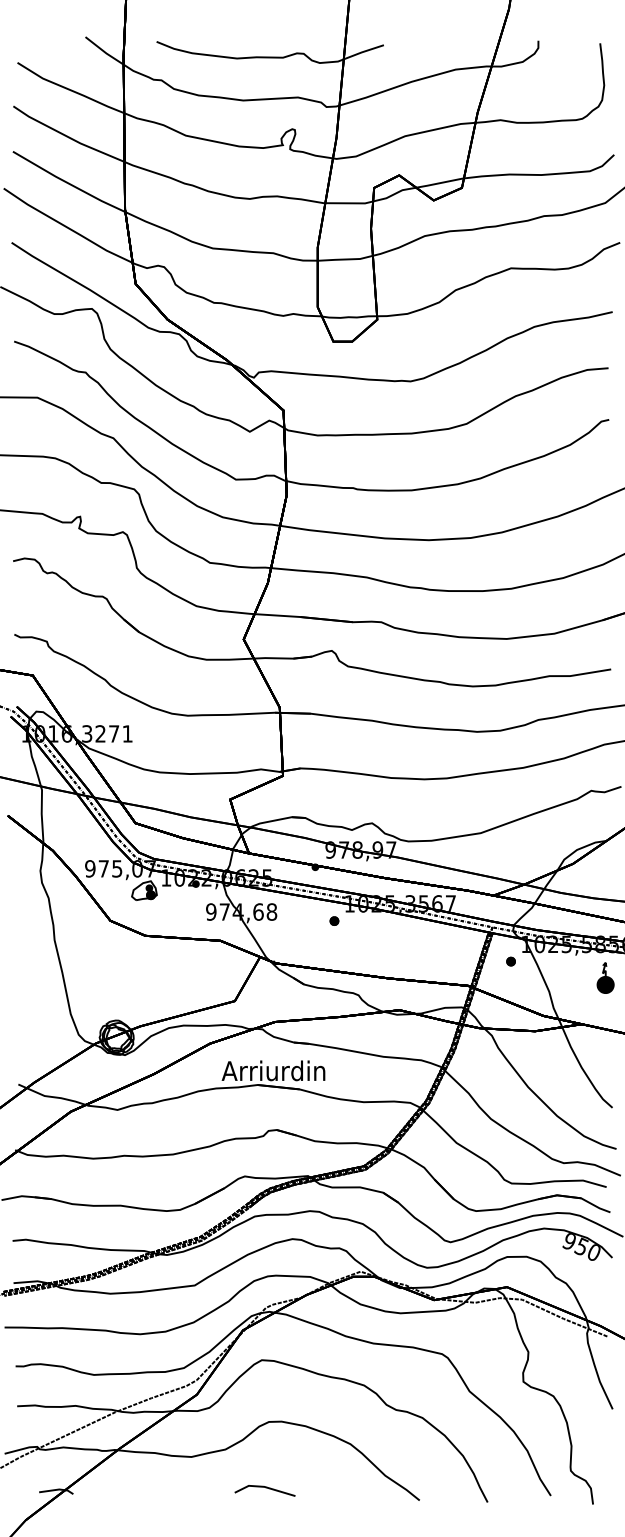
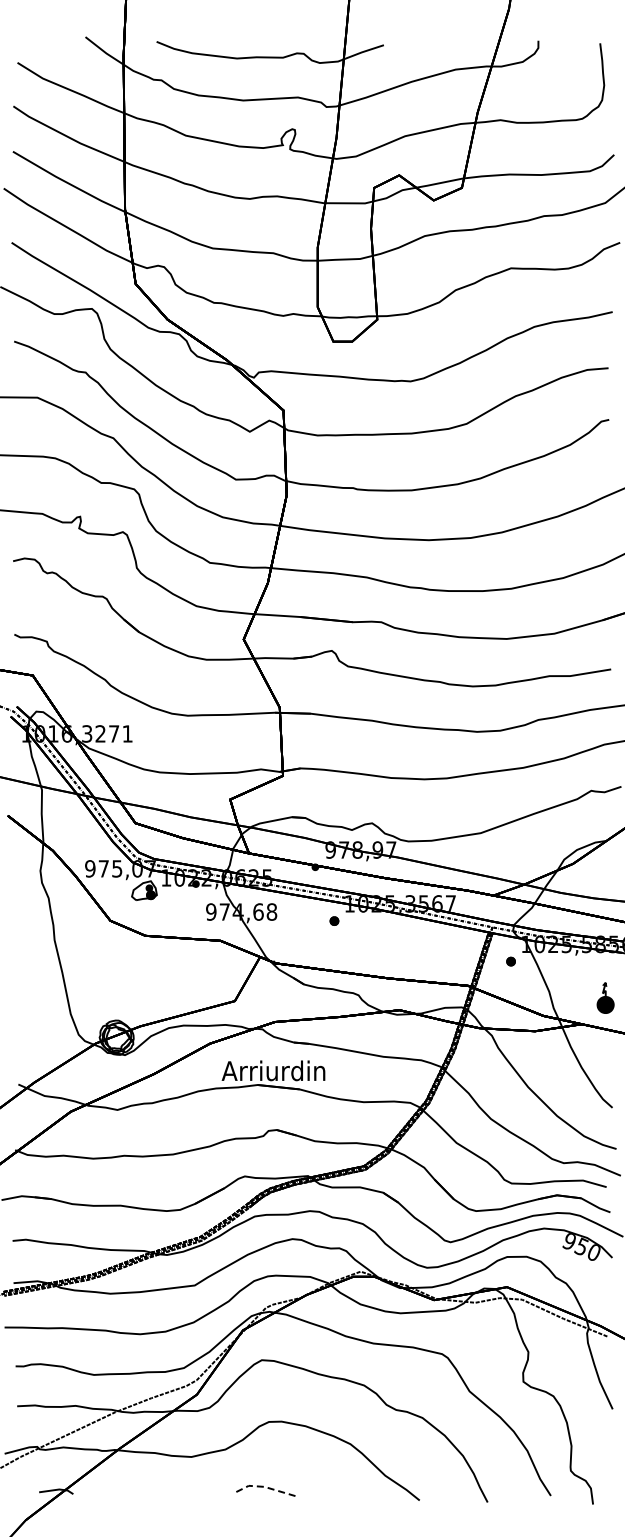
part position: (605, 977) -> (605, 997) (605, 997)
line: solid -> dashed (264, 1486)
